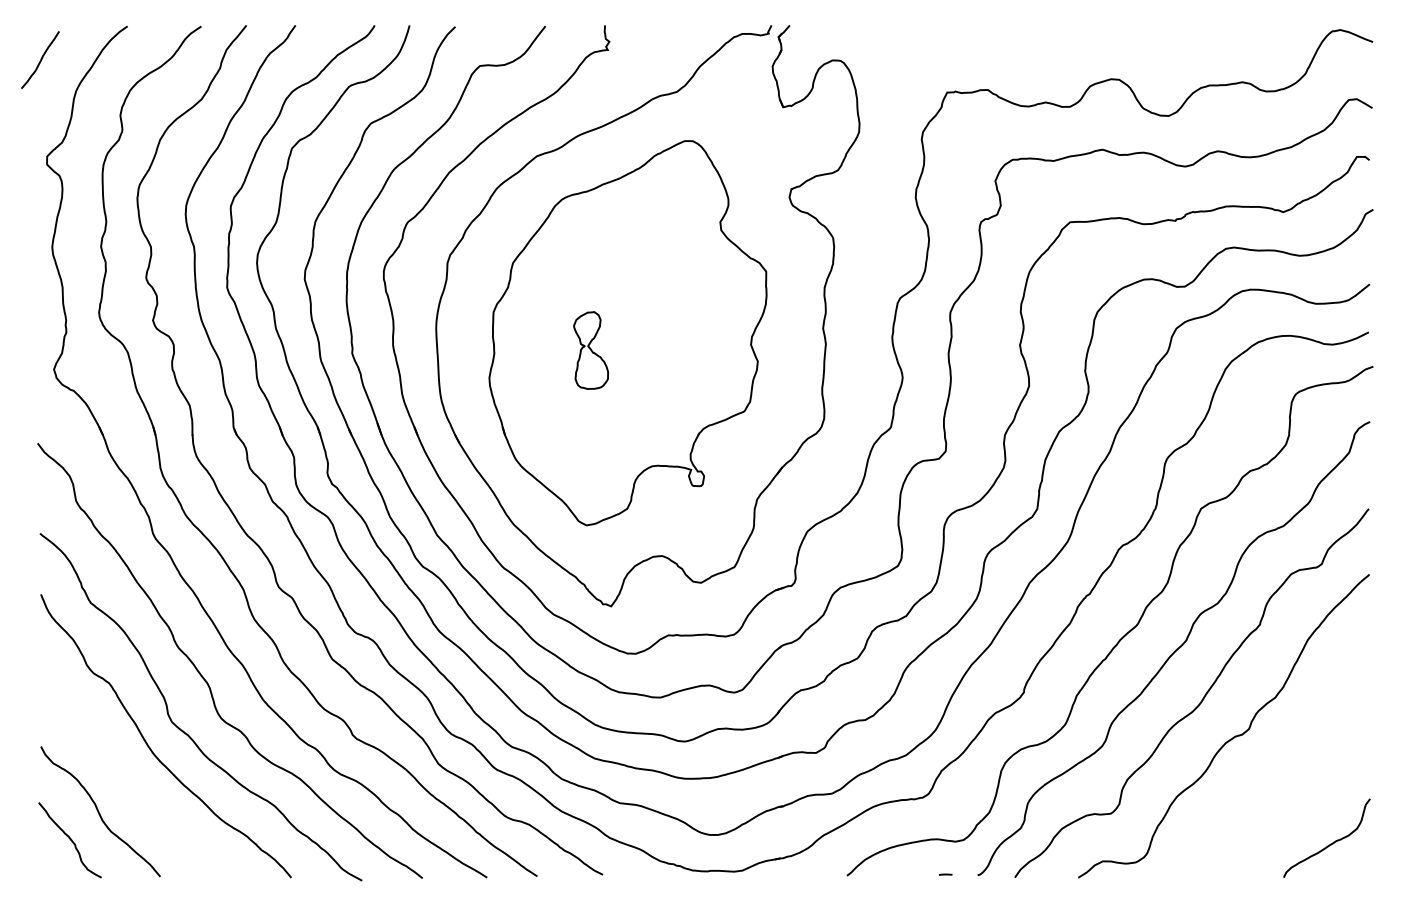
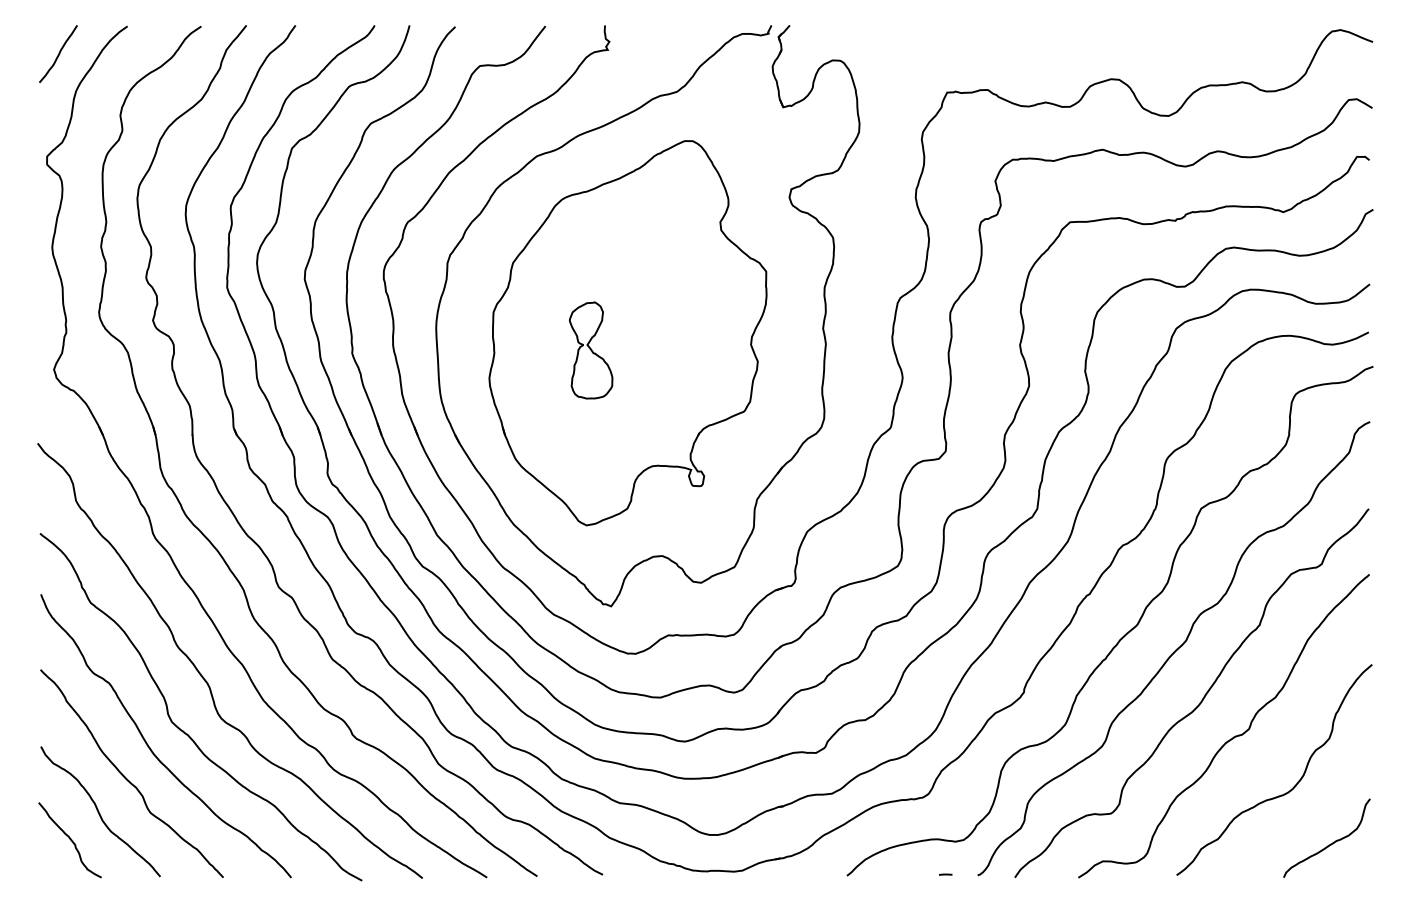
curve position: (40, 60) -> (58, 54) (58, 54)
part size: 36x79 px -> 46x99 px (590, 350)
curve: none -> present (126, 777)
curve: none -> present (1292, 787)
